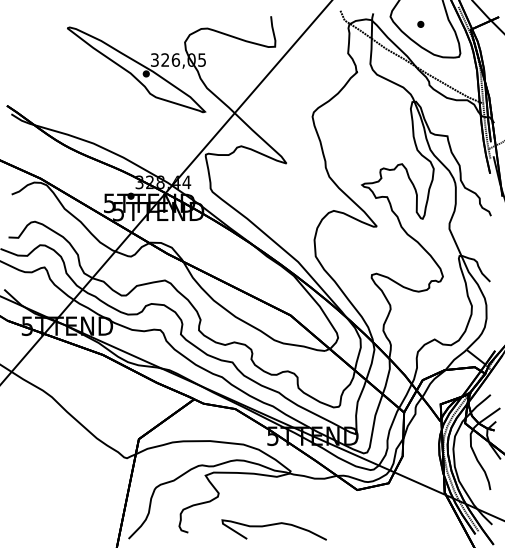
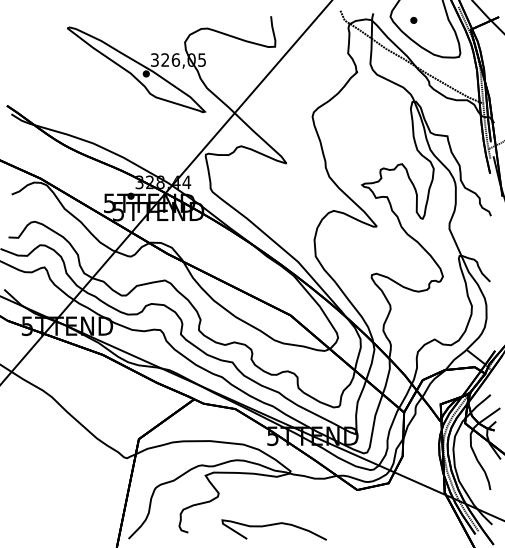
part position: (420, 24) -> (413, 20) (413, 20)
